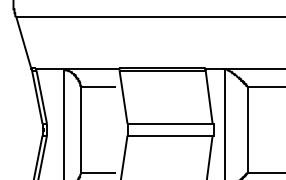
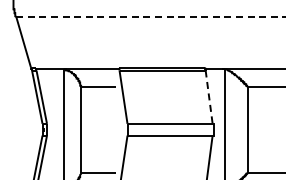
line: solid -> dashed (151, 16)
line: solid -> dashed (209, 97)
